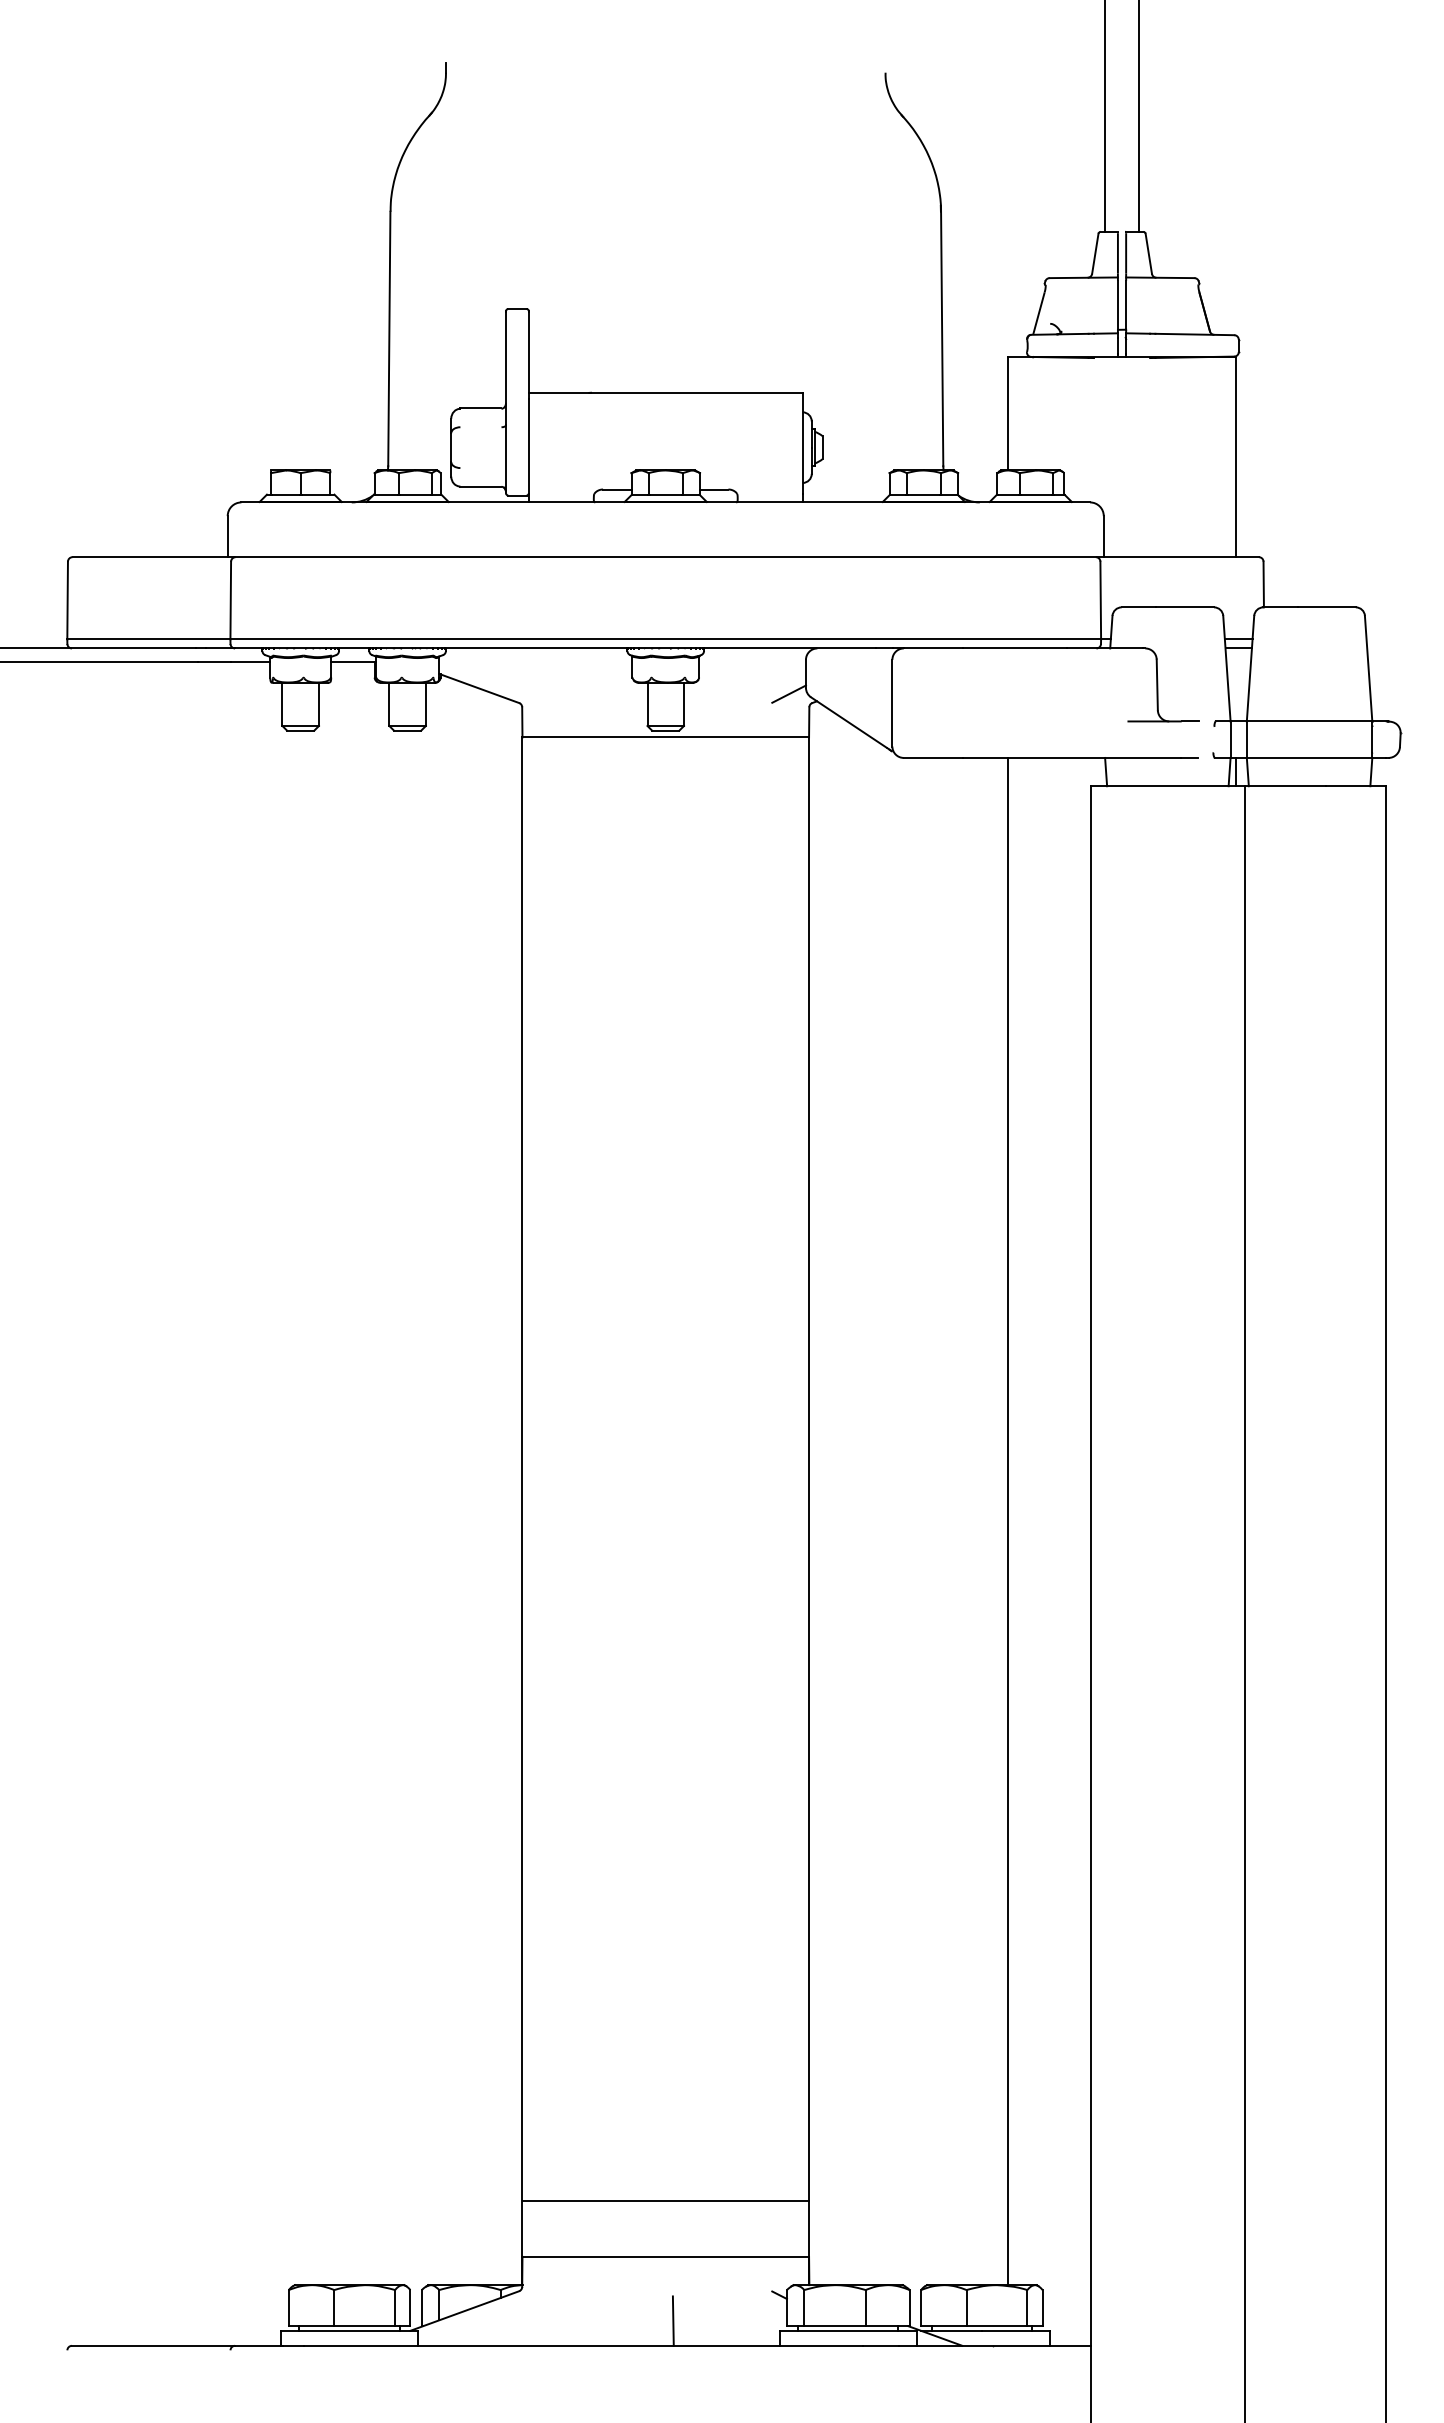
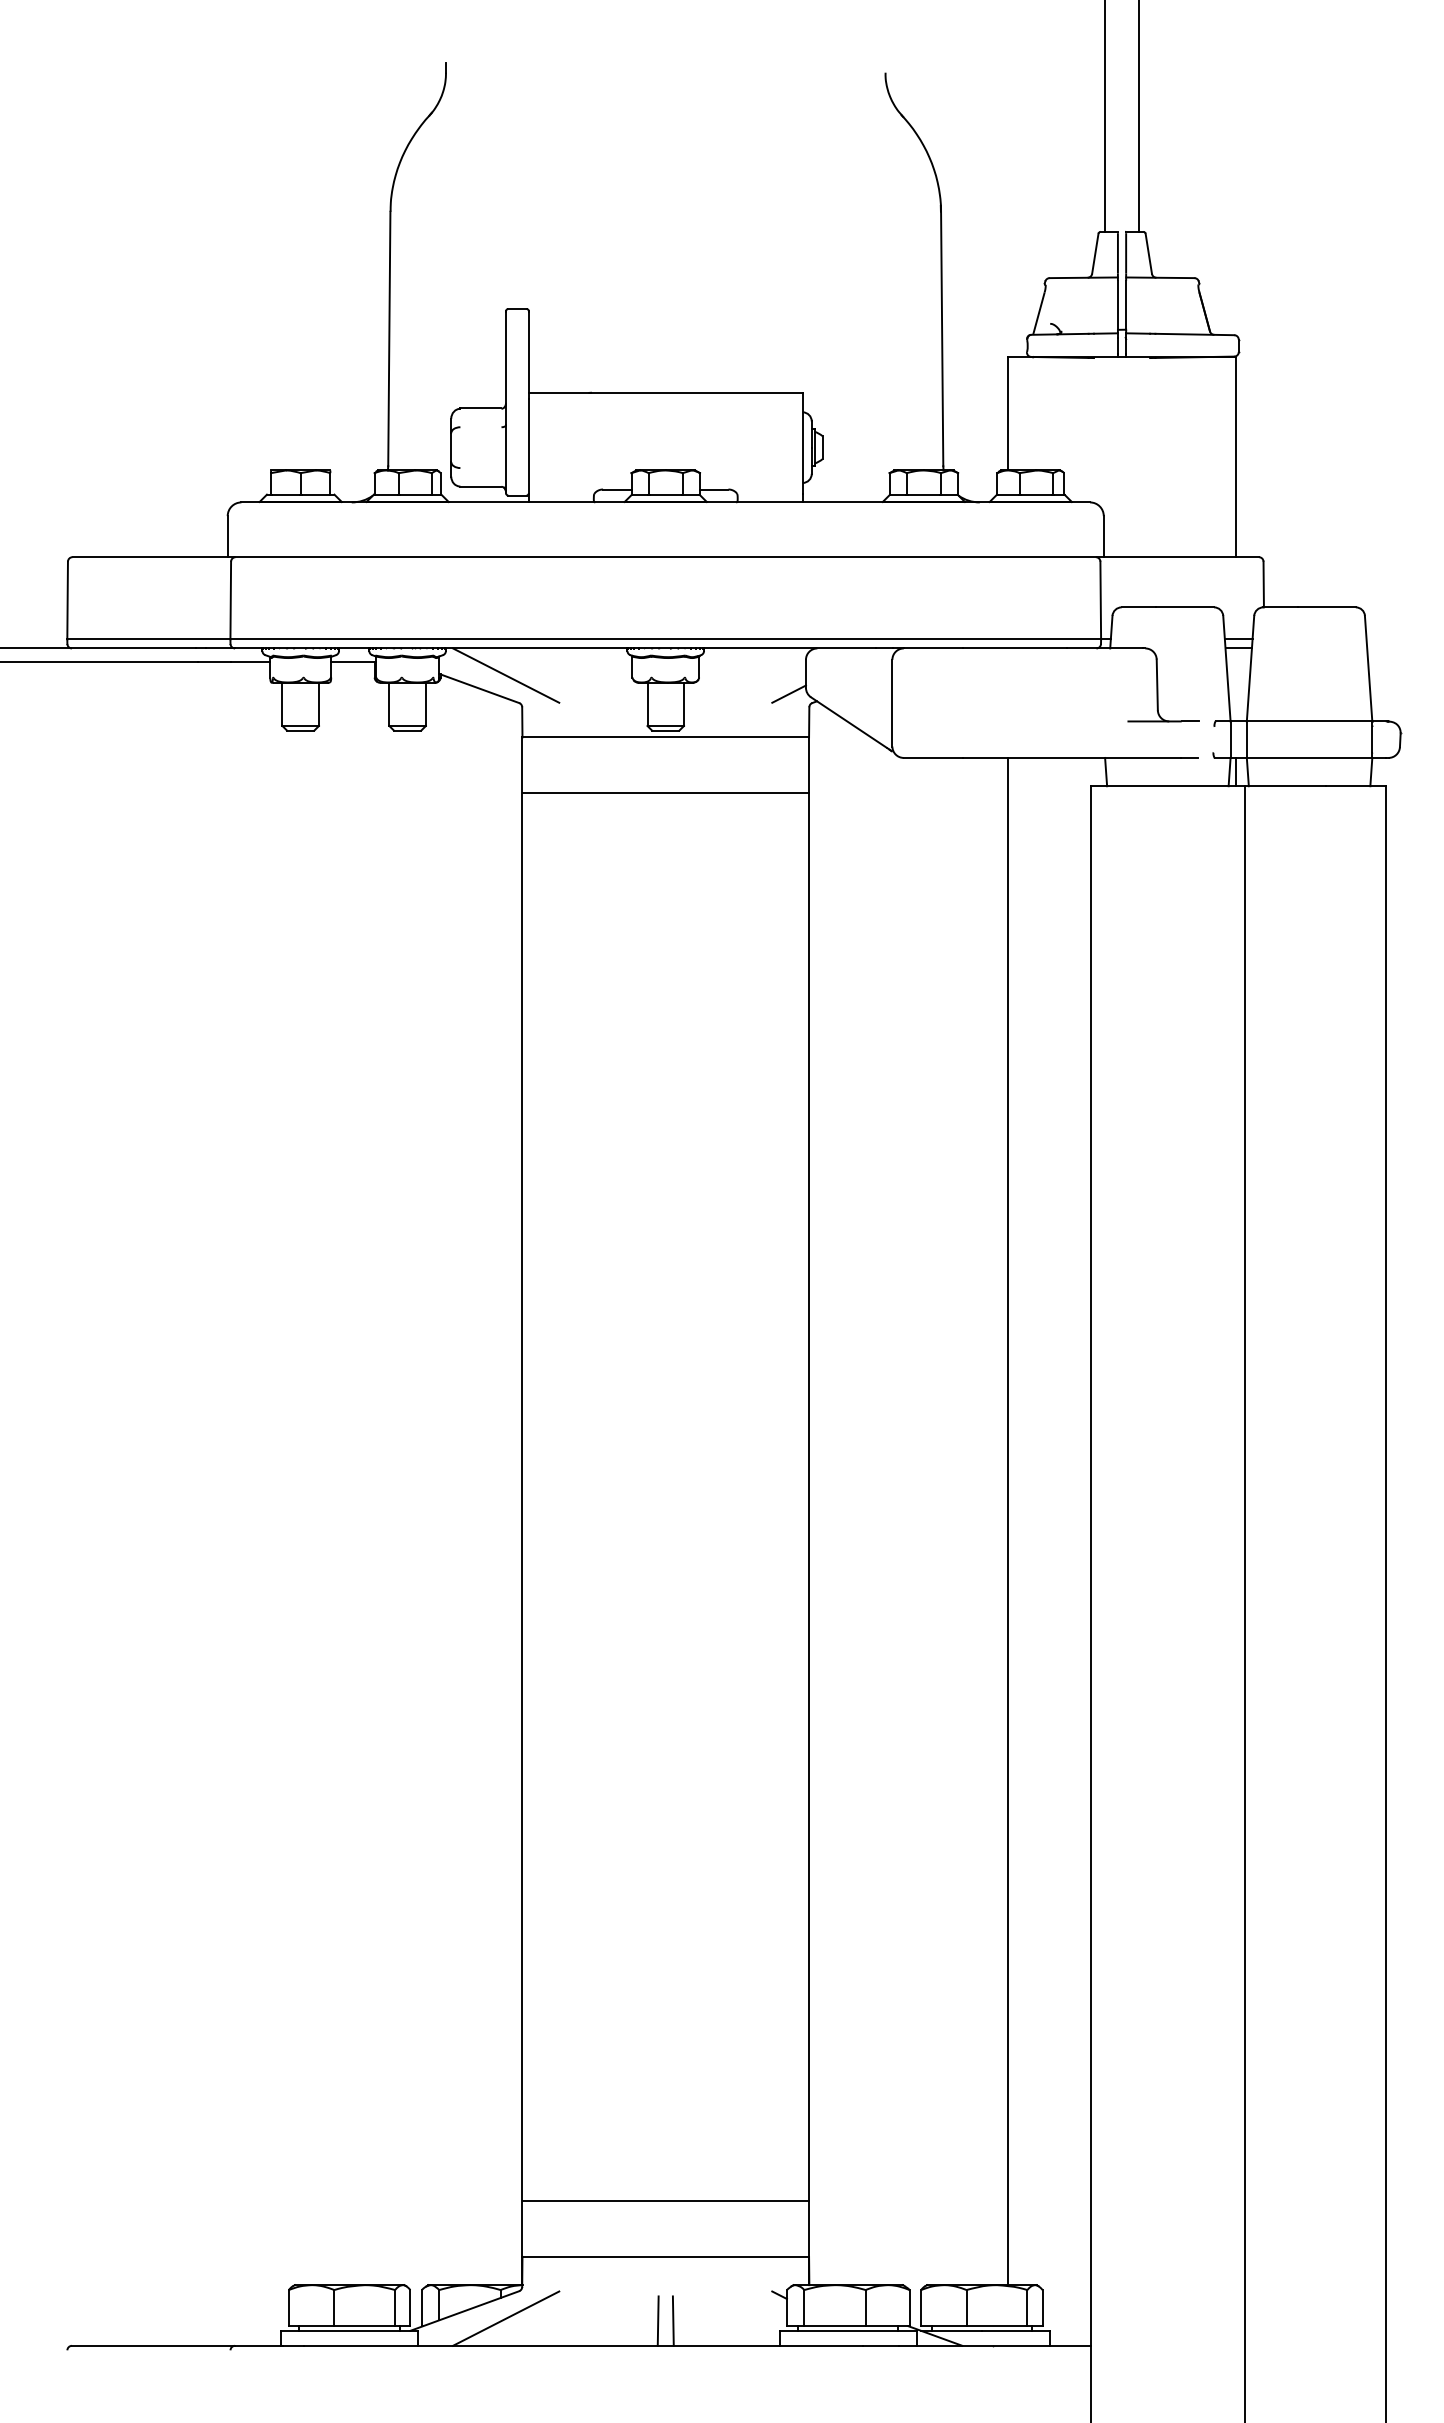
line: none -> present (506, 675)
line: none -> present (665, 792)
line: none -> present (506, 2318)
line: none -> present (657, 2320)
